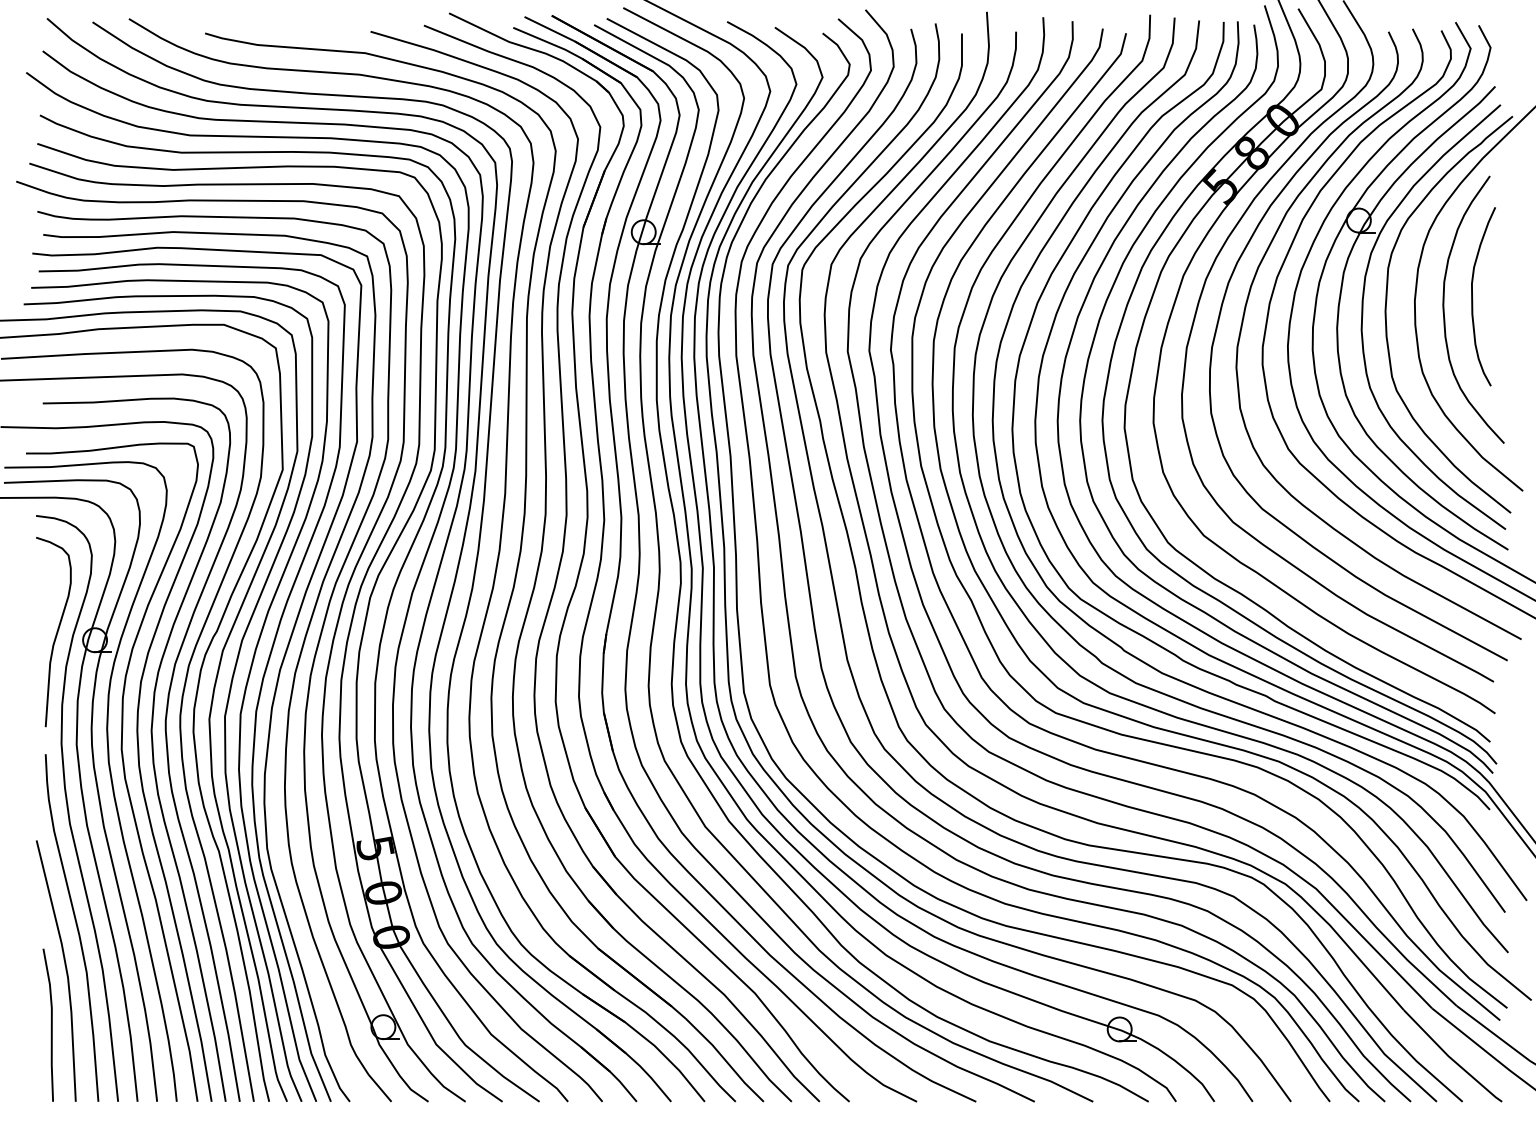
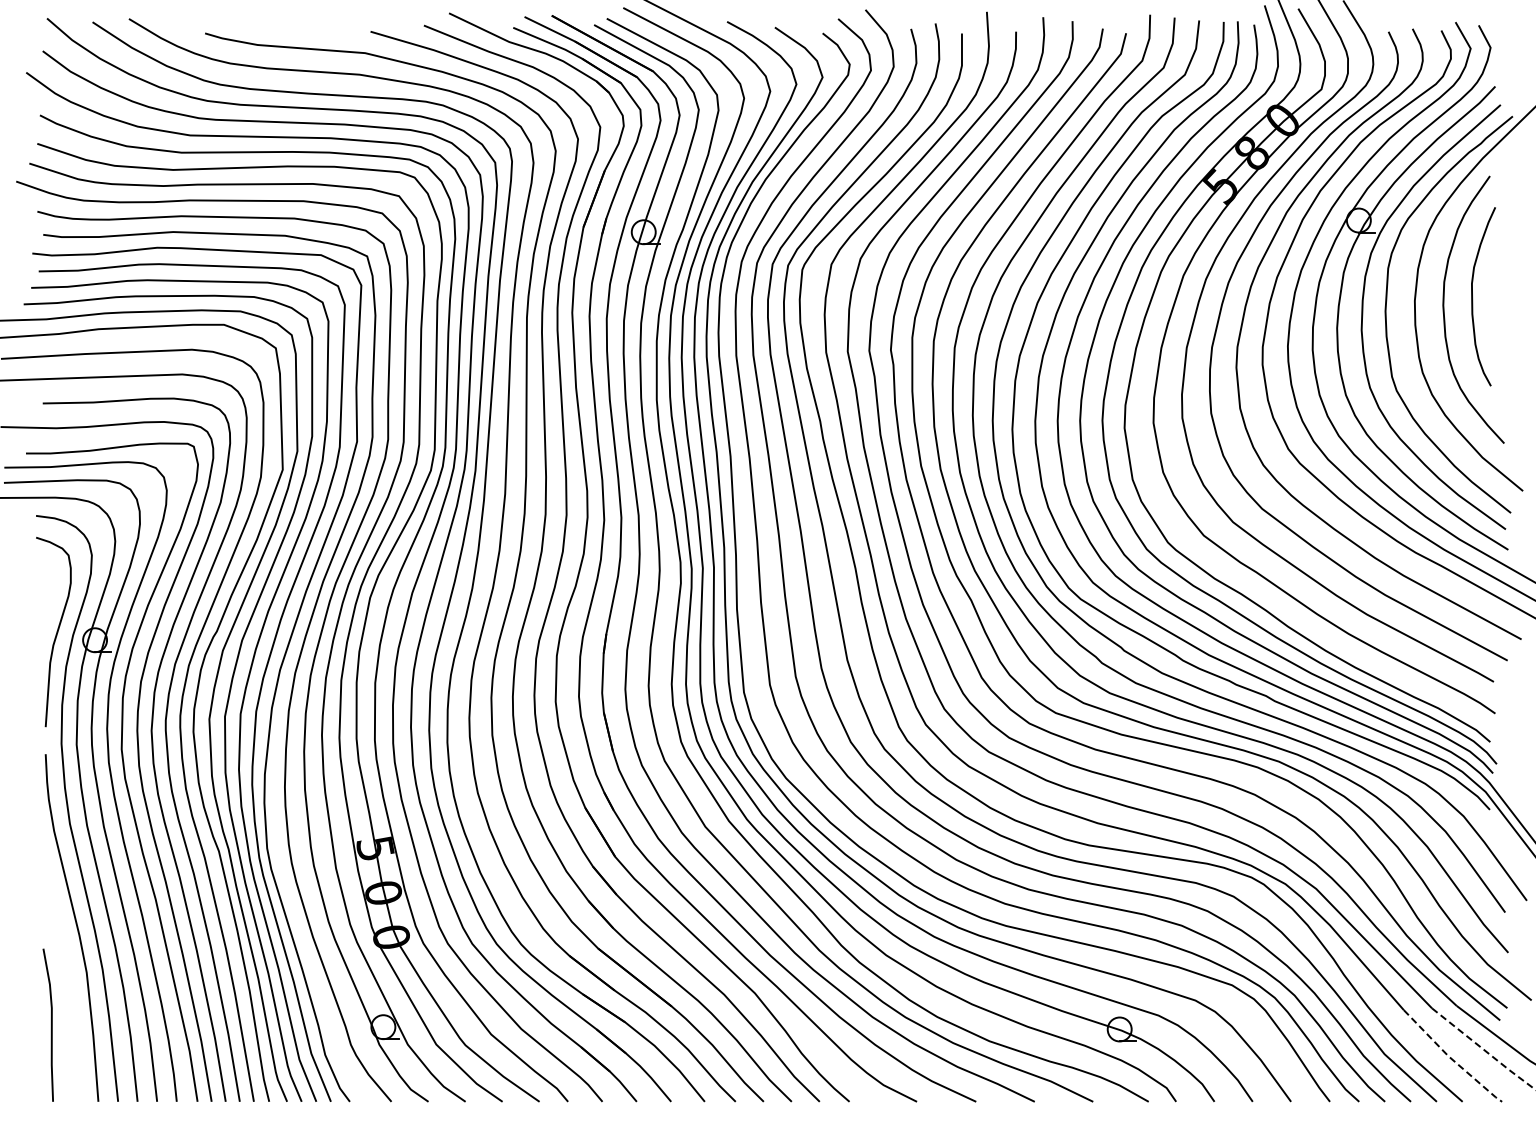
line: present -> none (65, 970)
line: solid -> dashed (1484, 1049)
line: solid -> dashed (1450, 1058)
